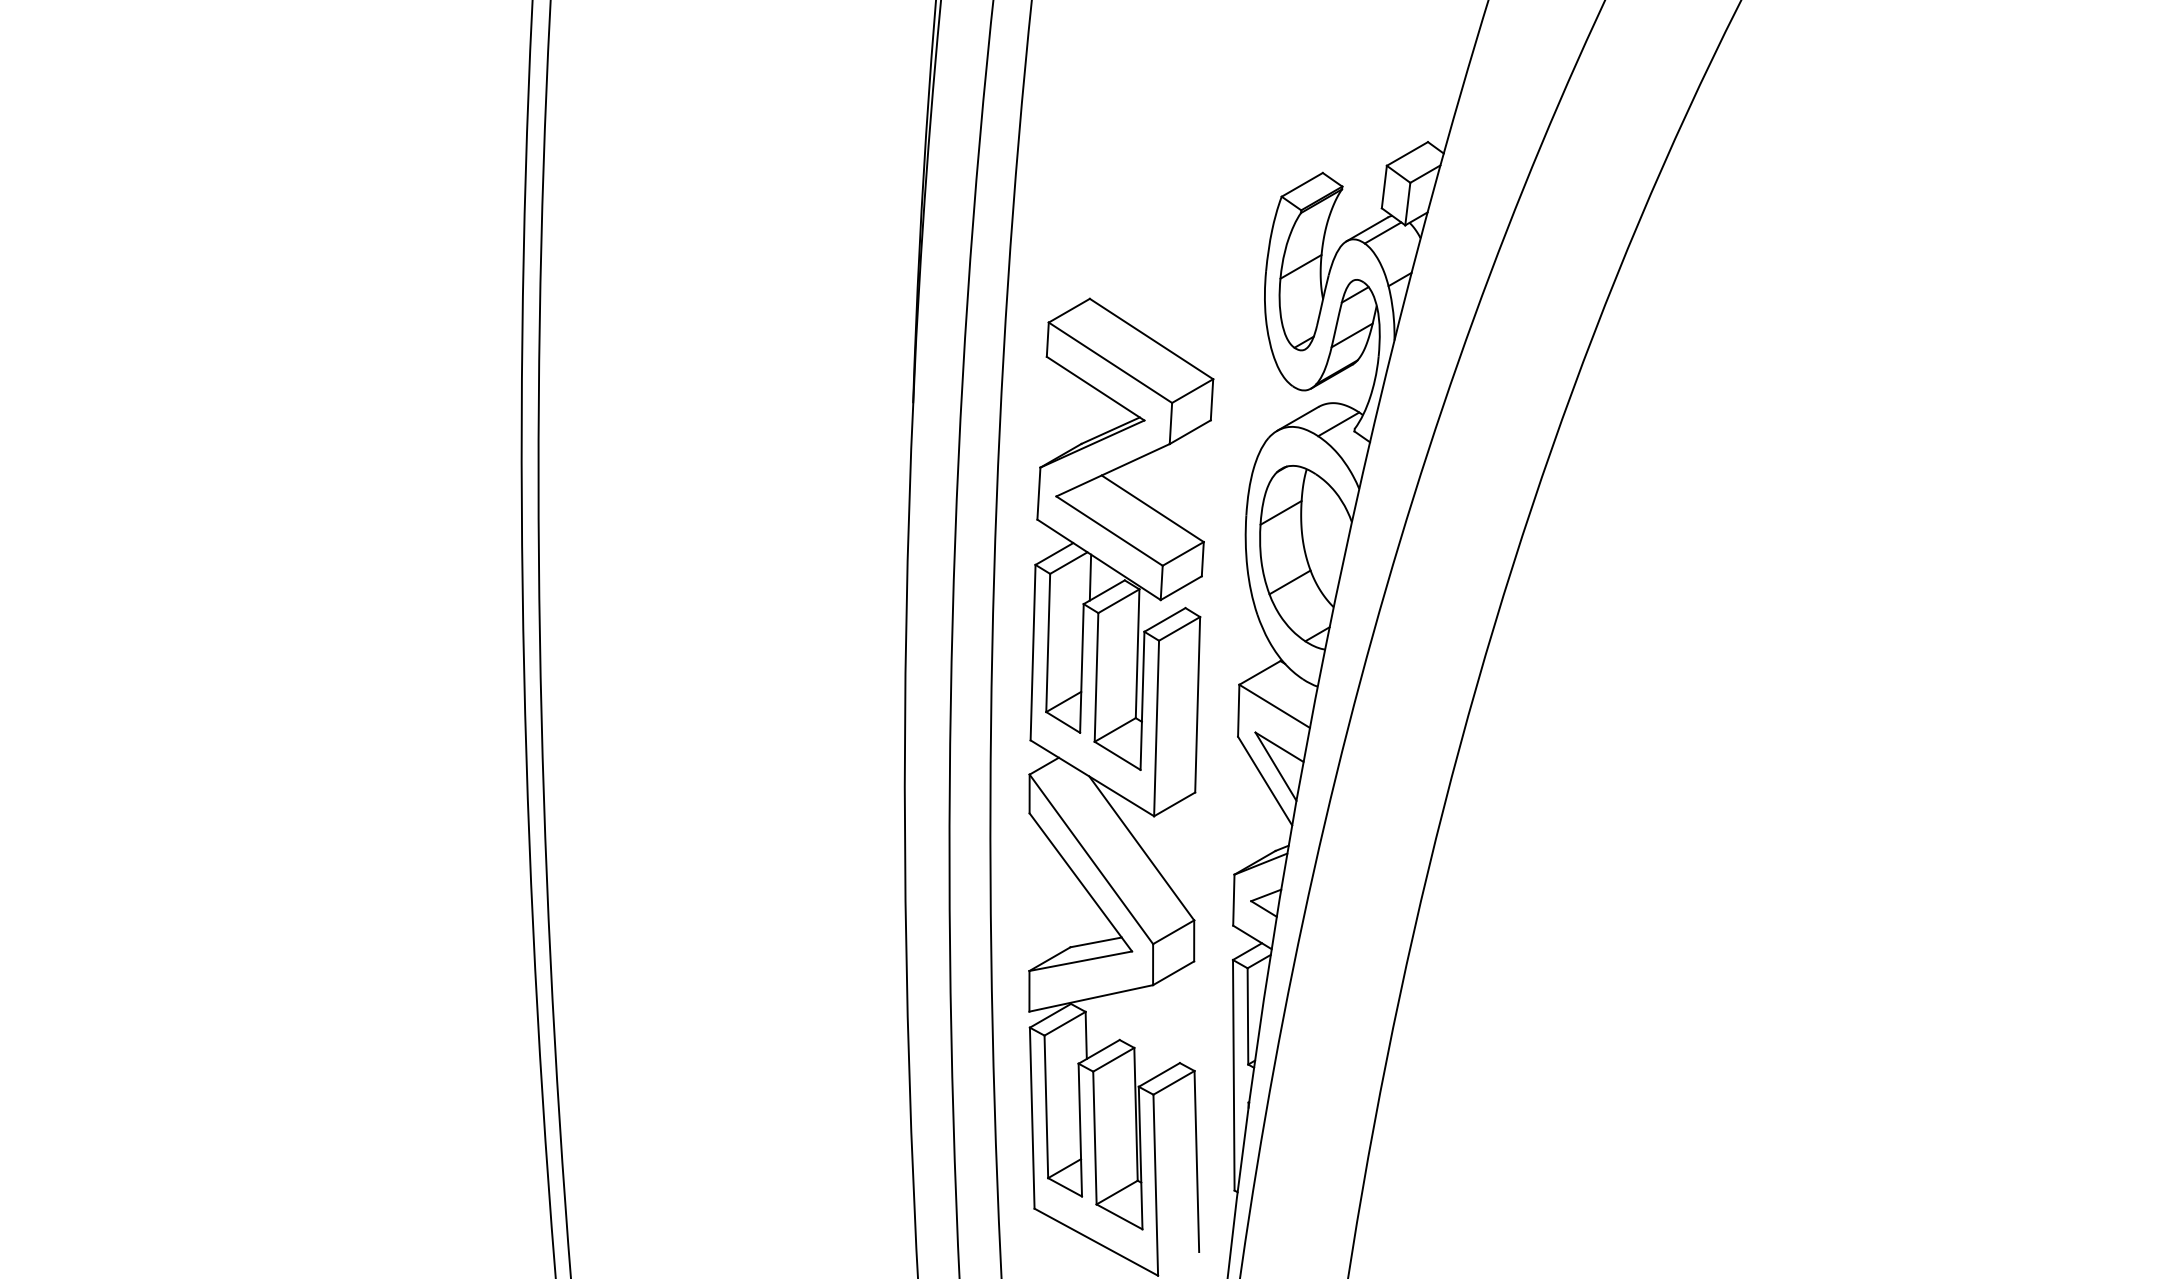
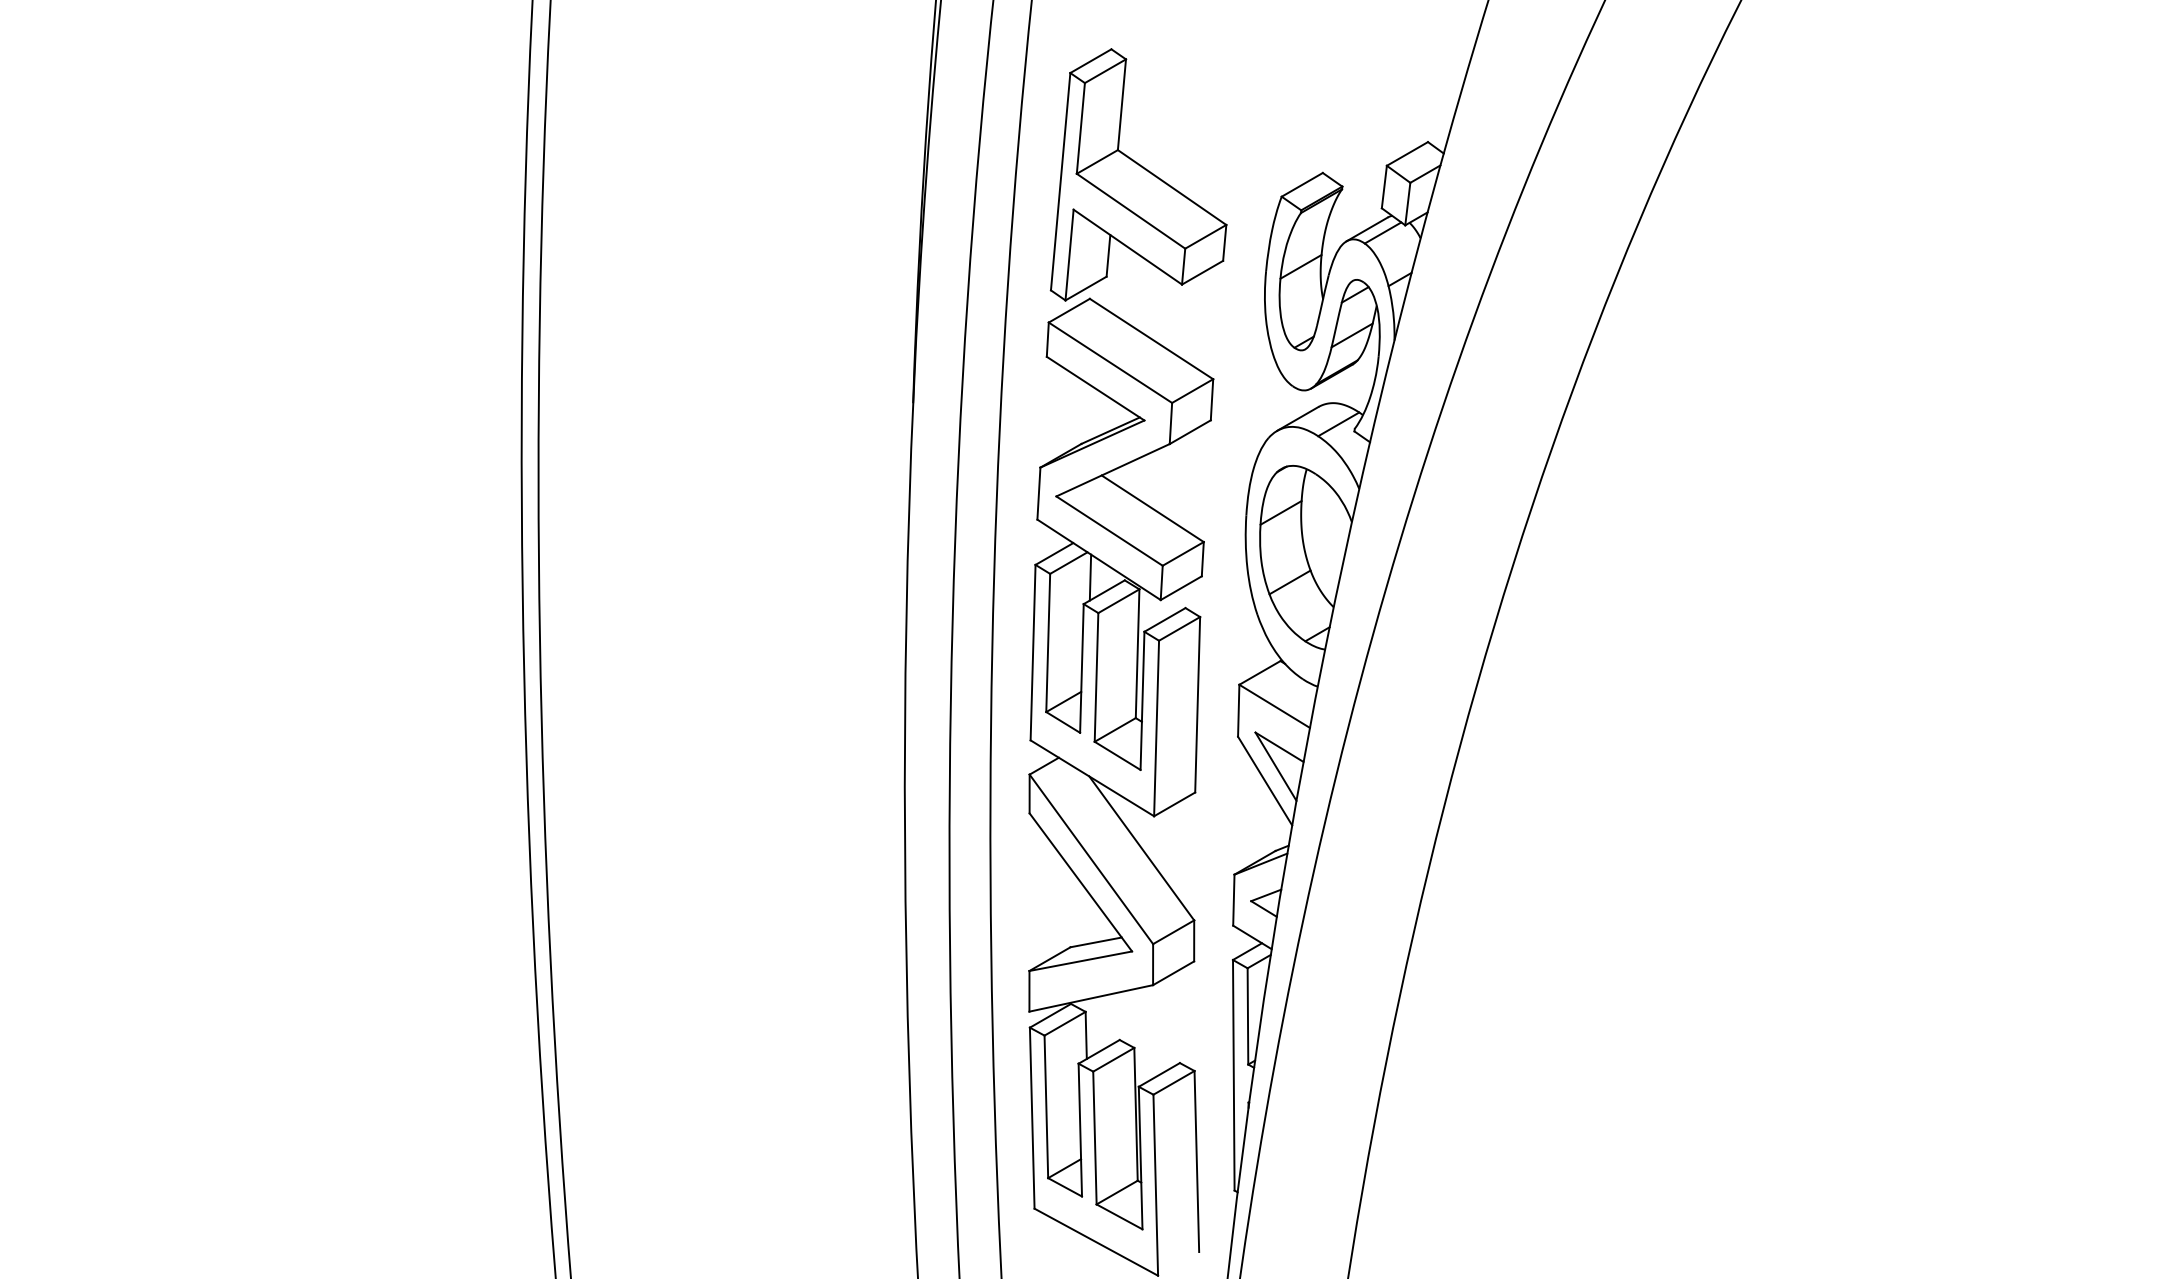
part: none -> present (1138, 174)
